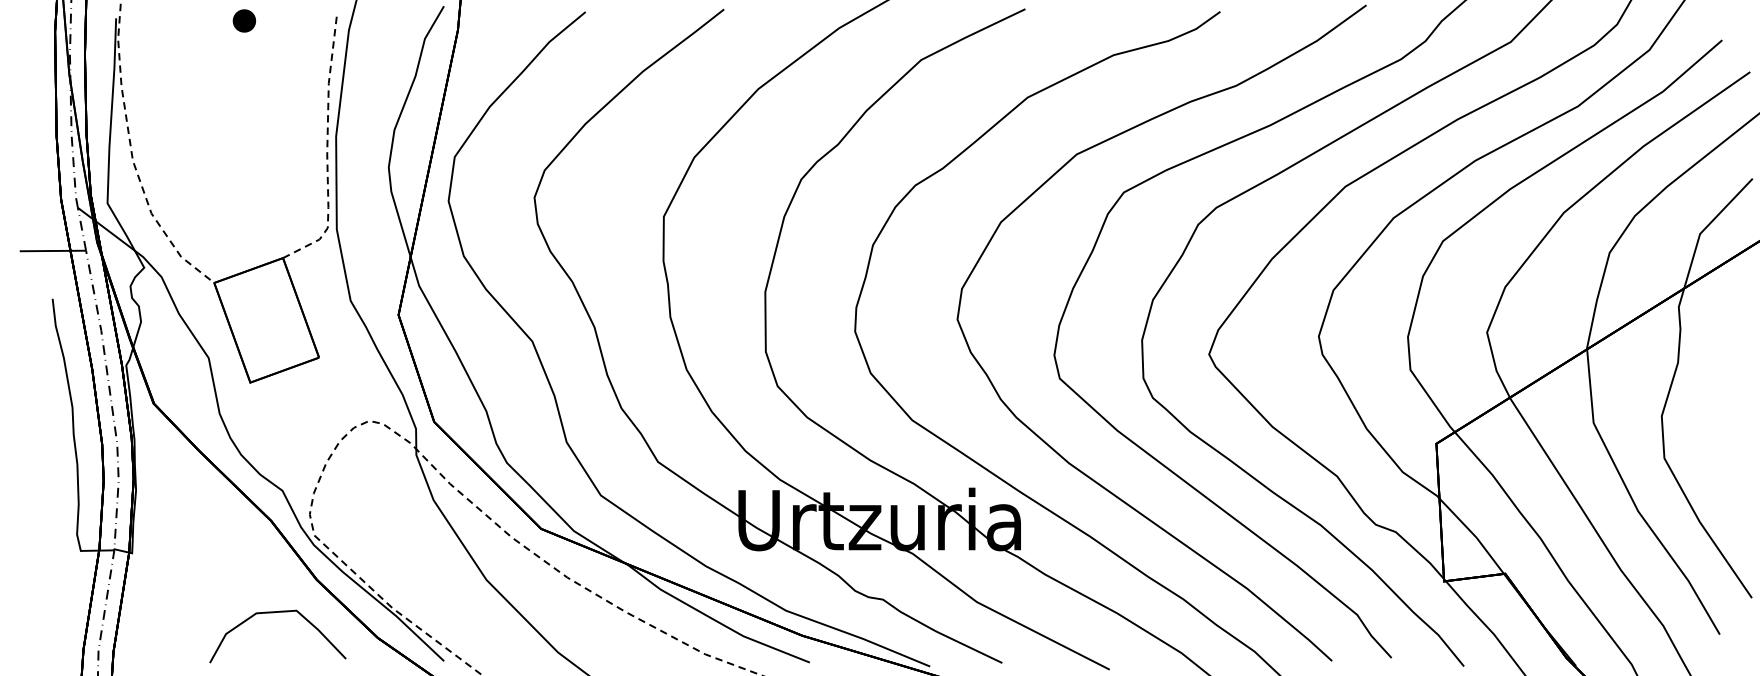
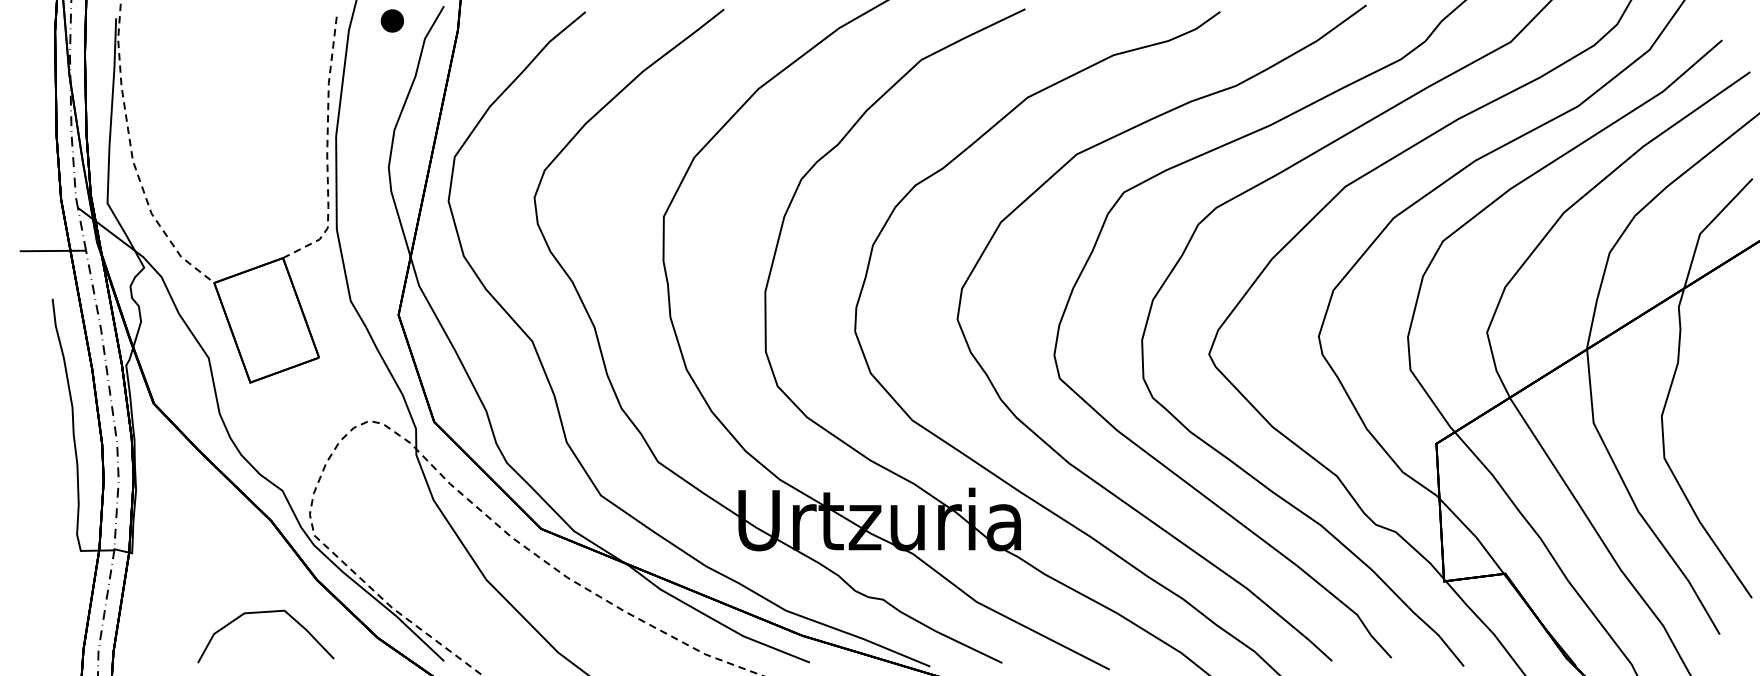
part position: (243, 20) -> (391, 20) (391, 20)
curve position: (274, 613) -> (262, 613) (262, 613)
